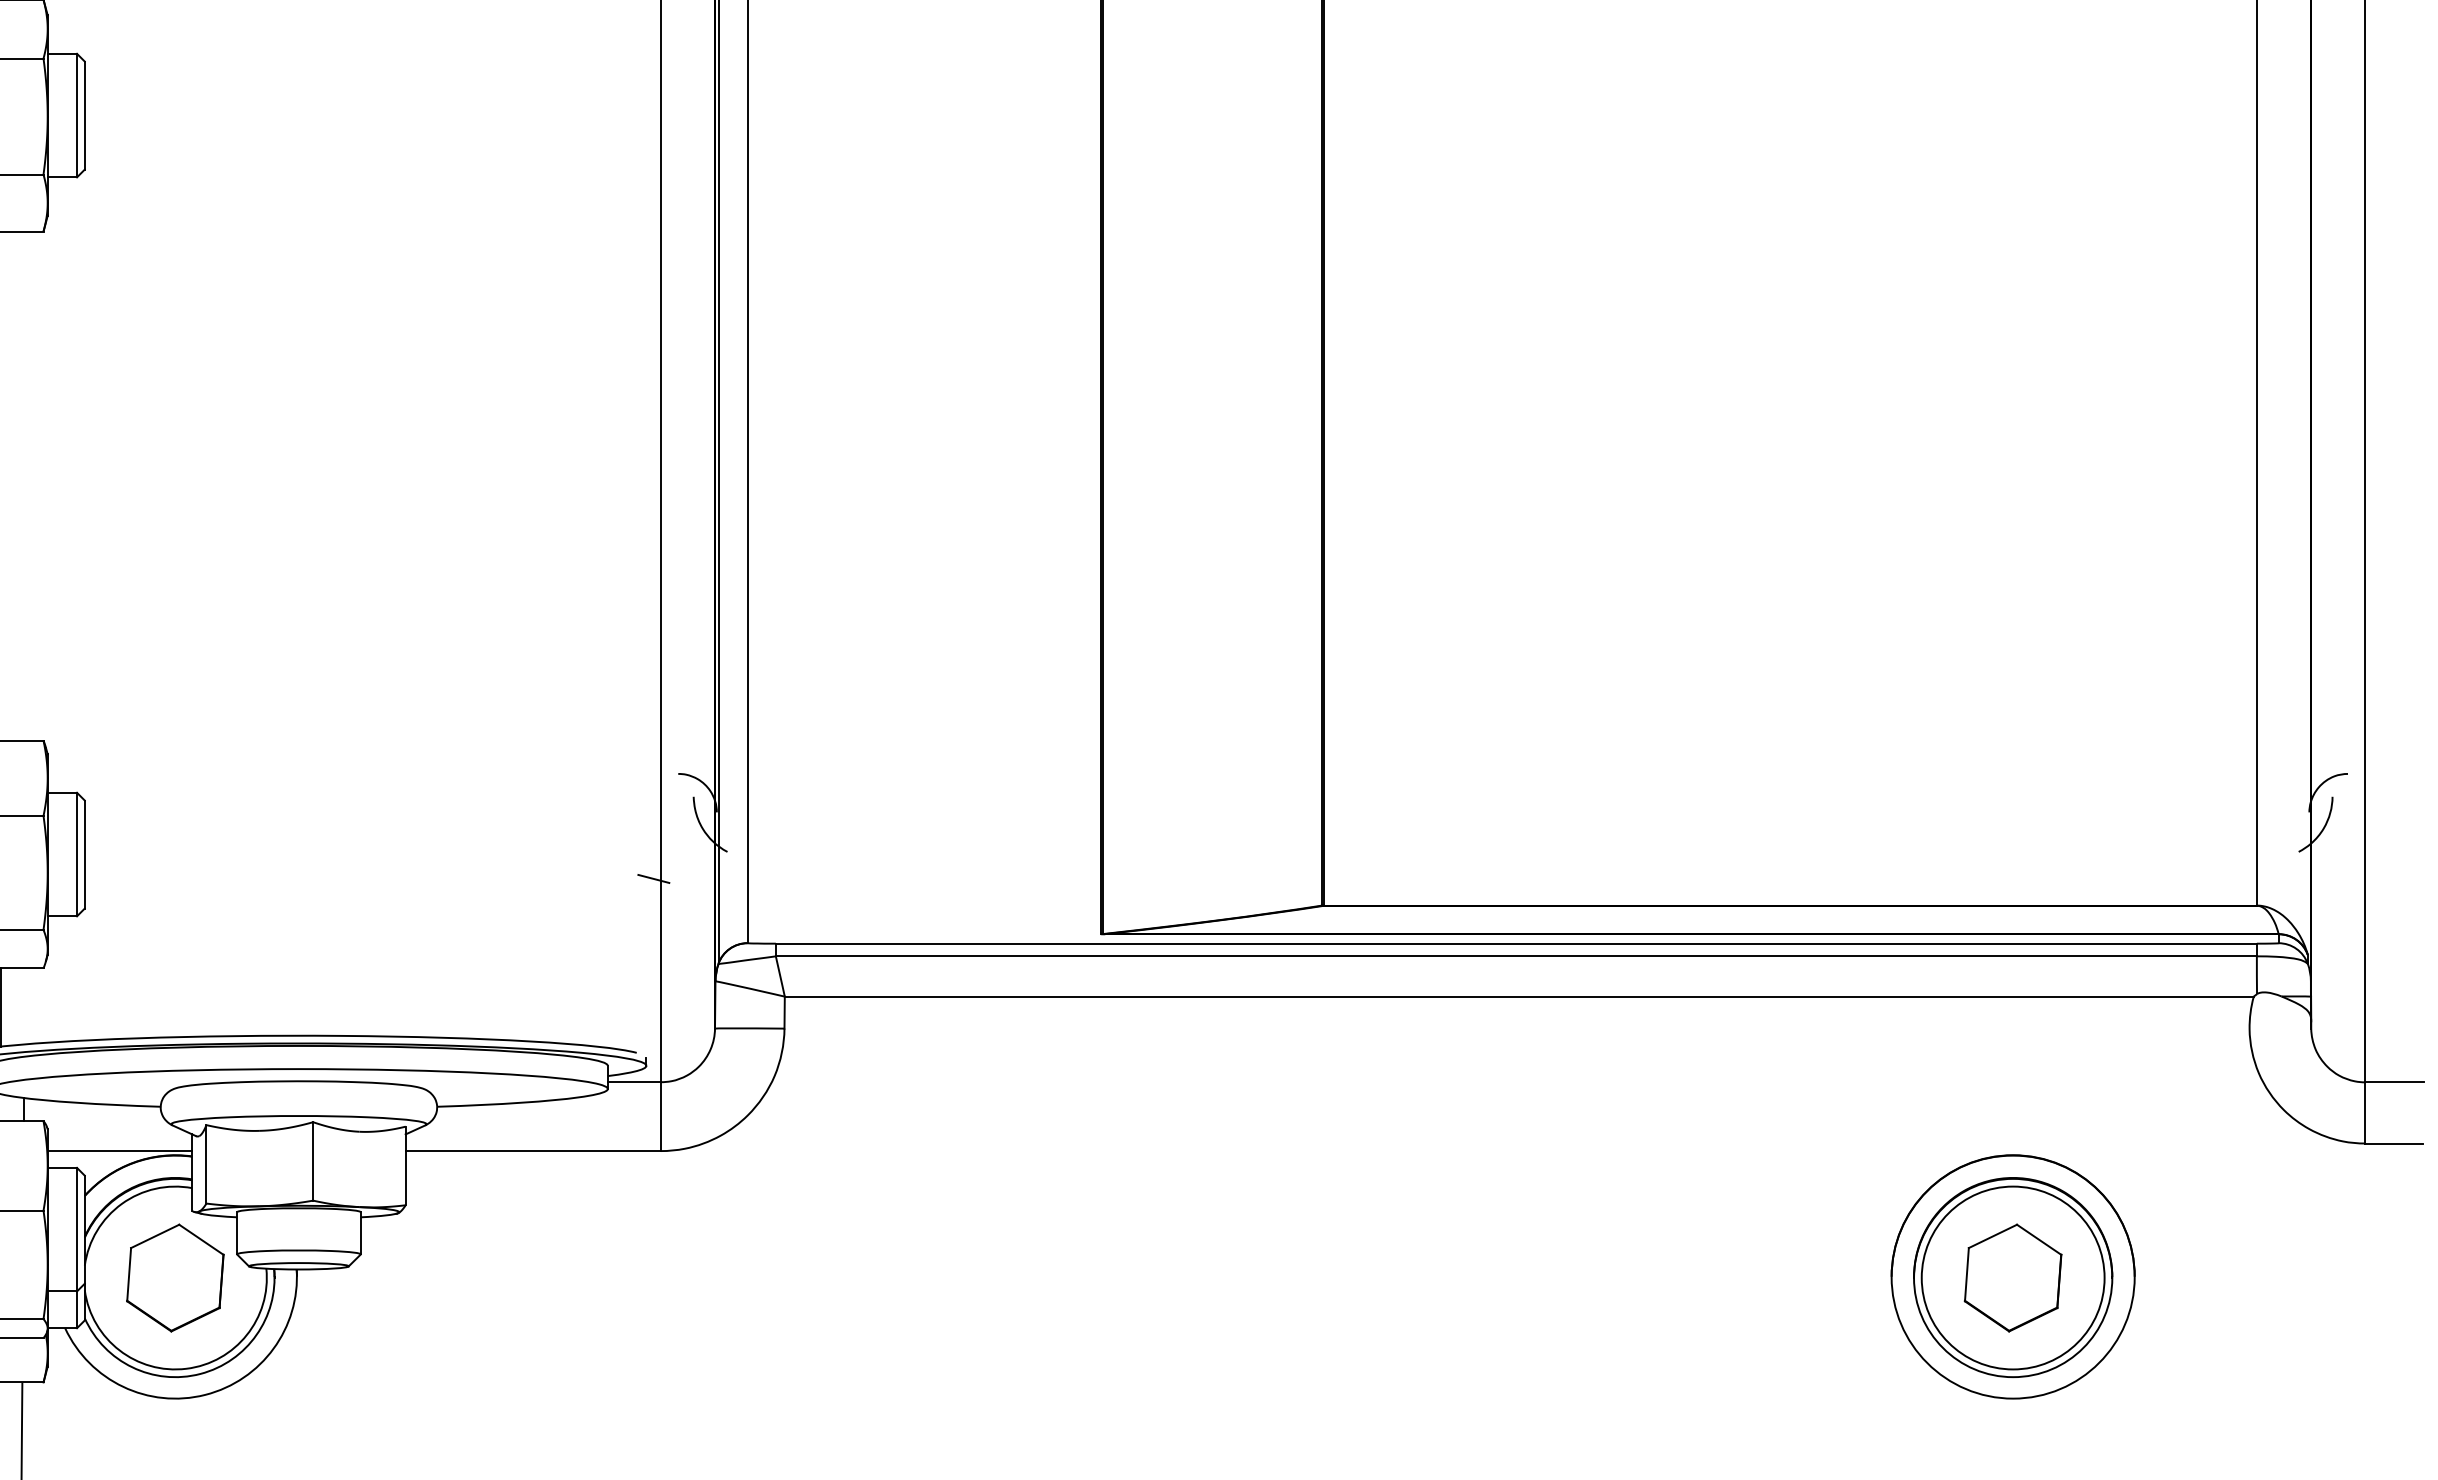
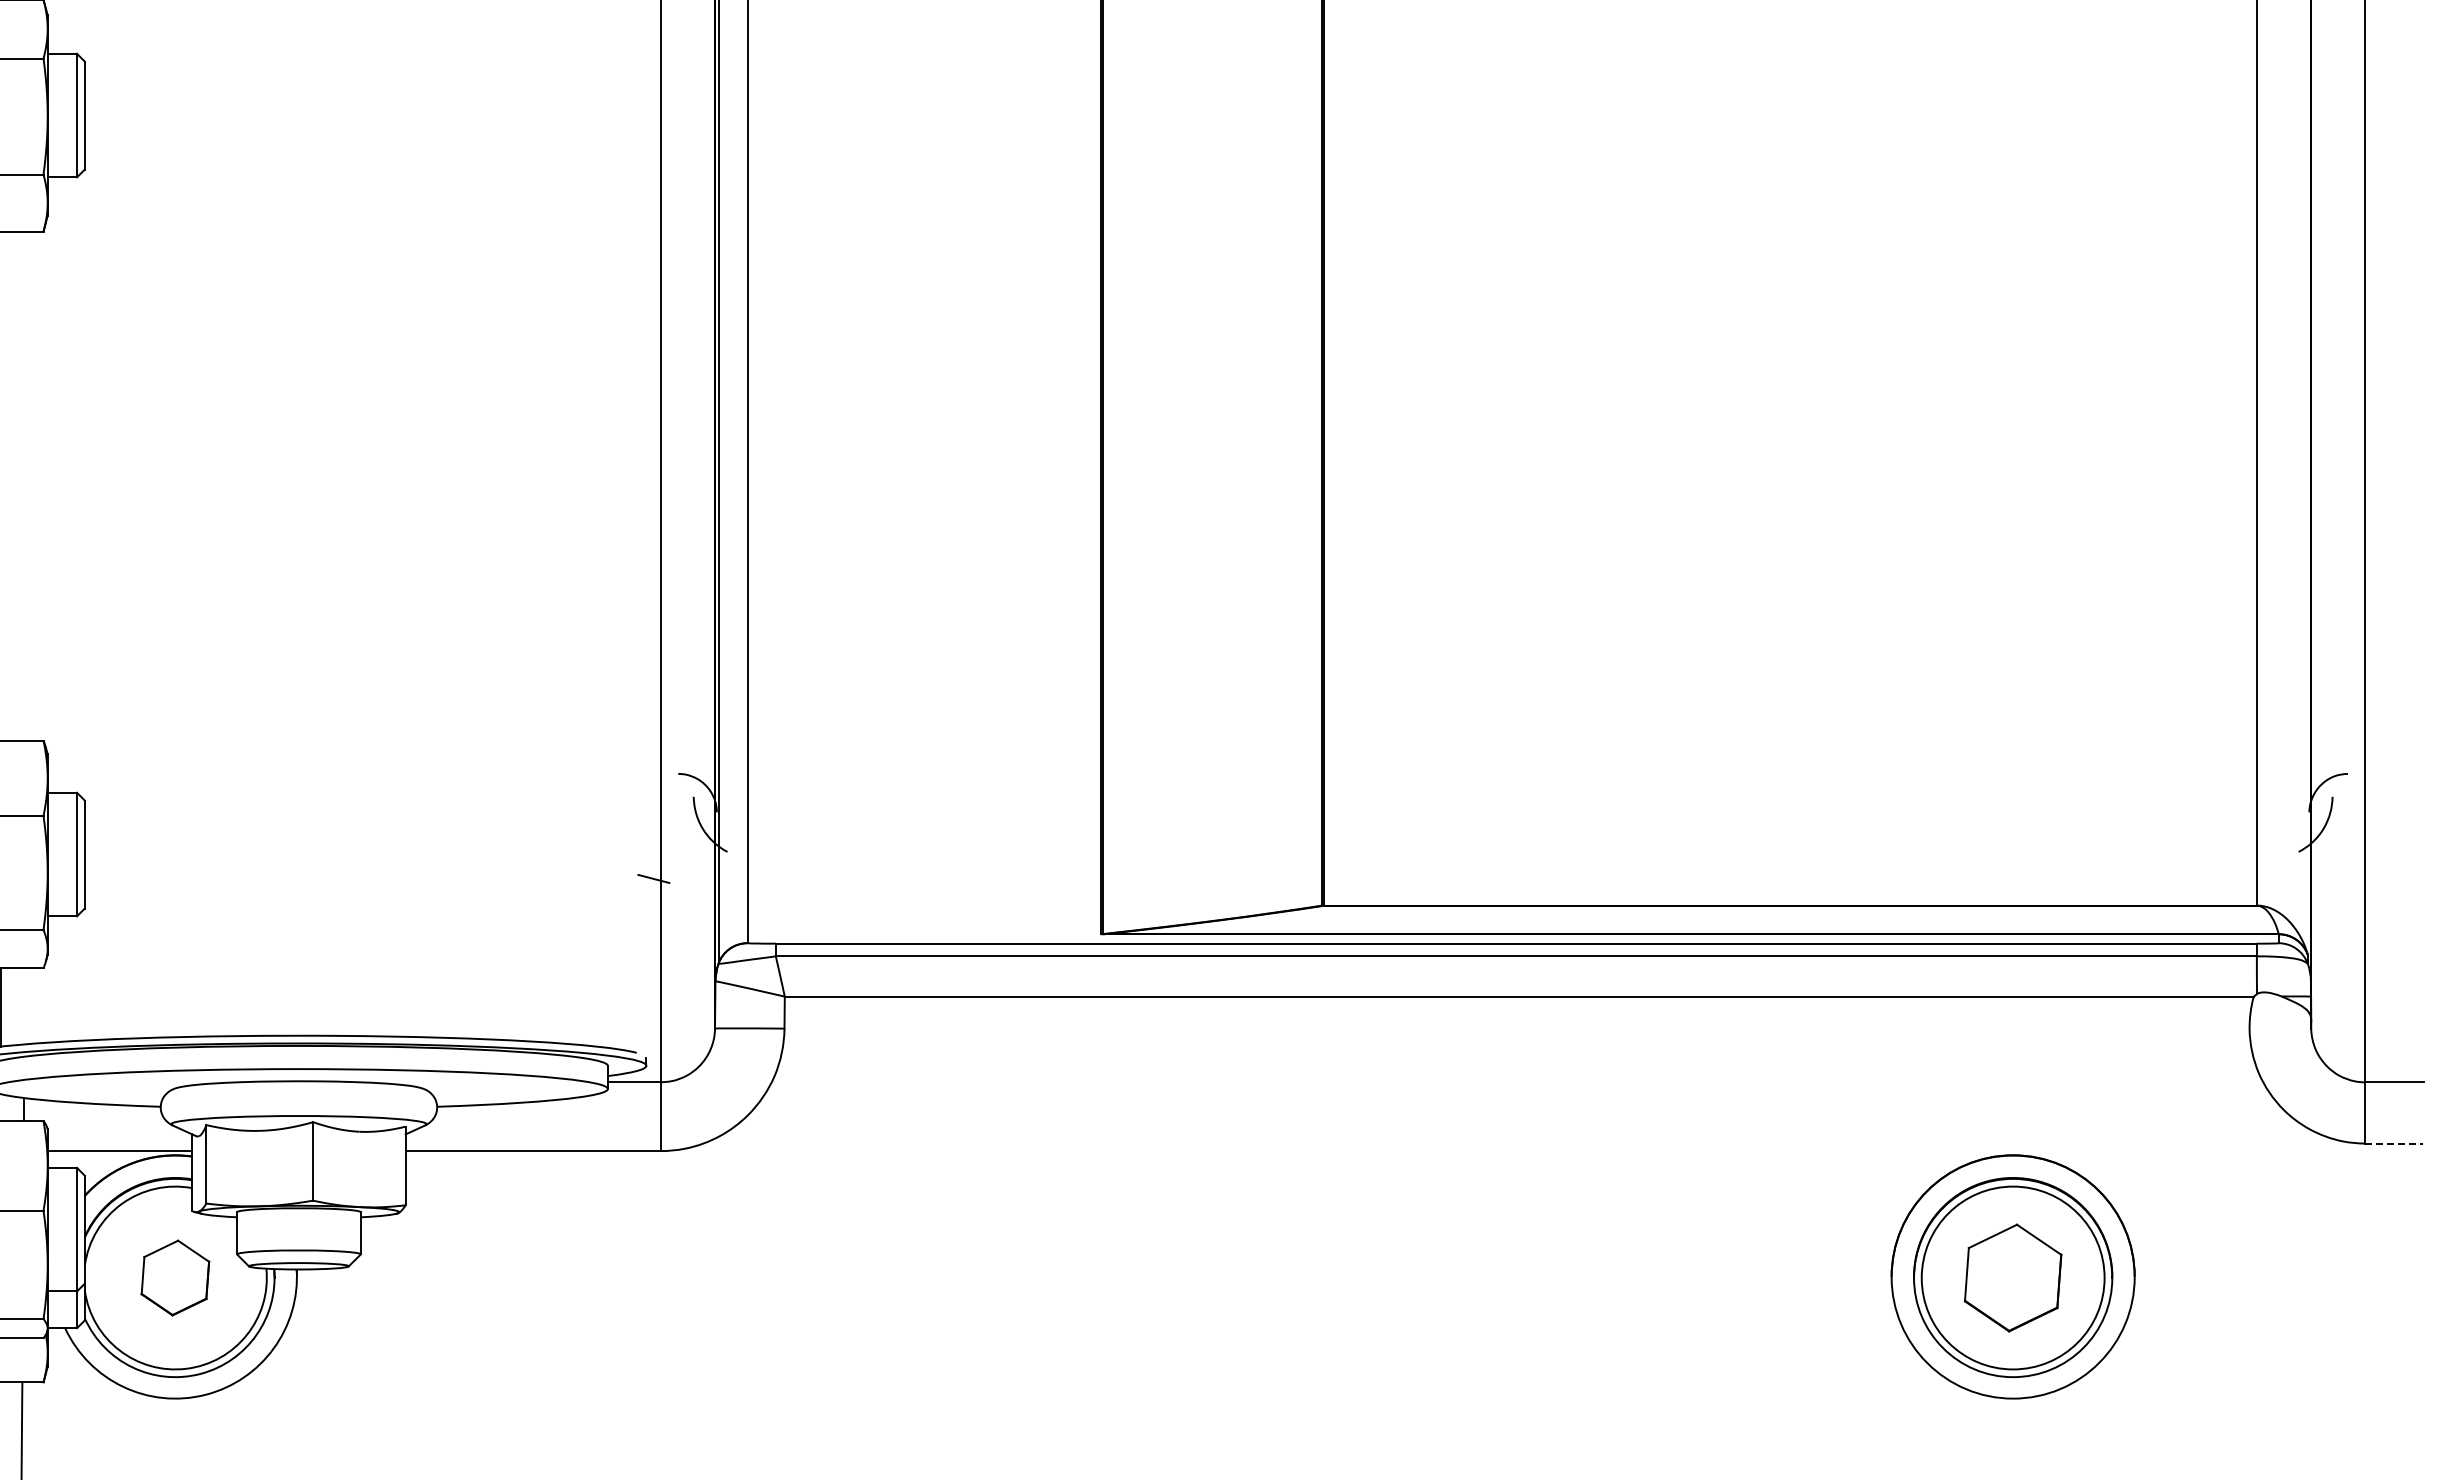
line: solid -> dashed (2394, 1143)
part size: 99x110 px -> 71x78 px (175, 1277)
